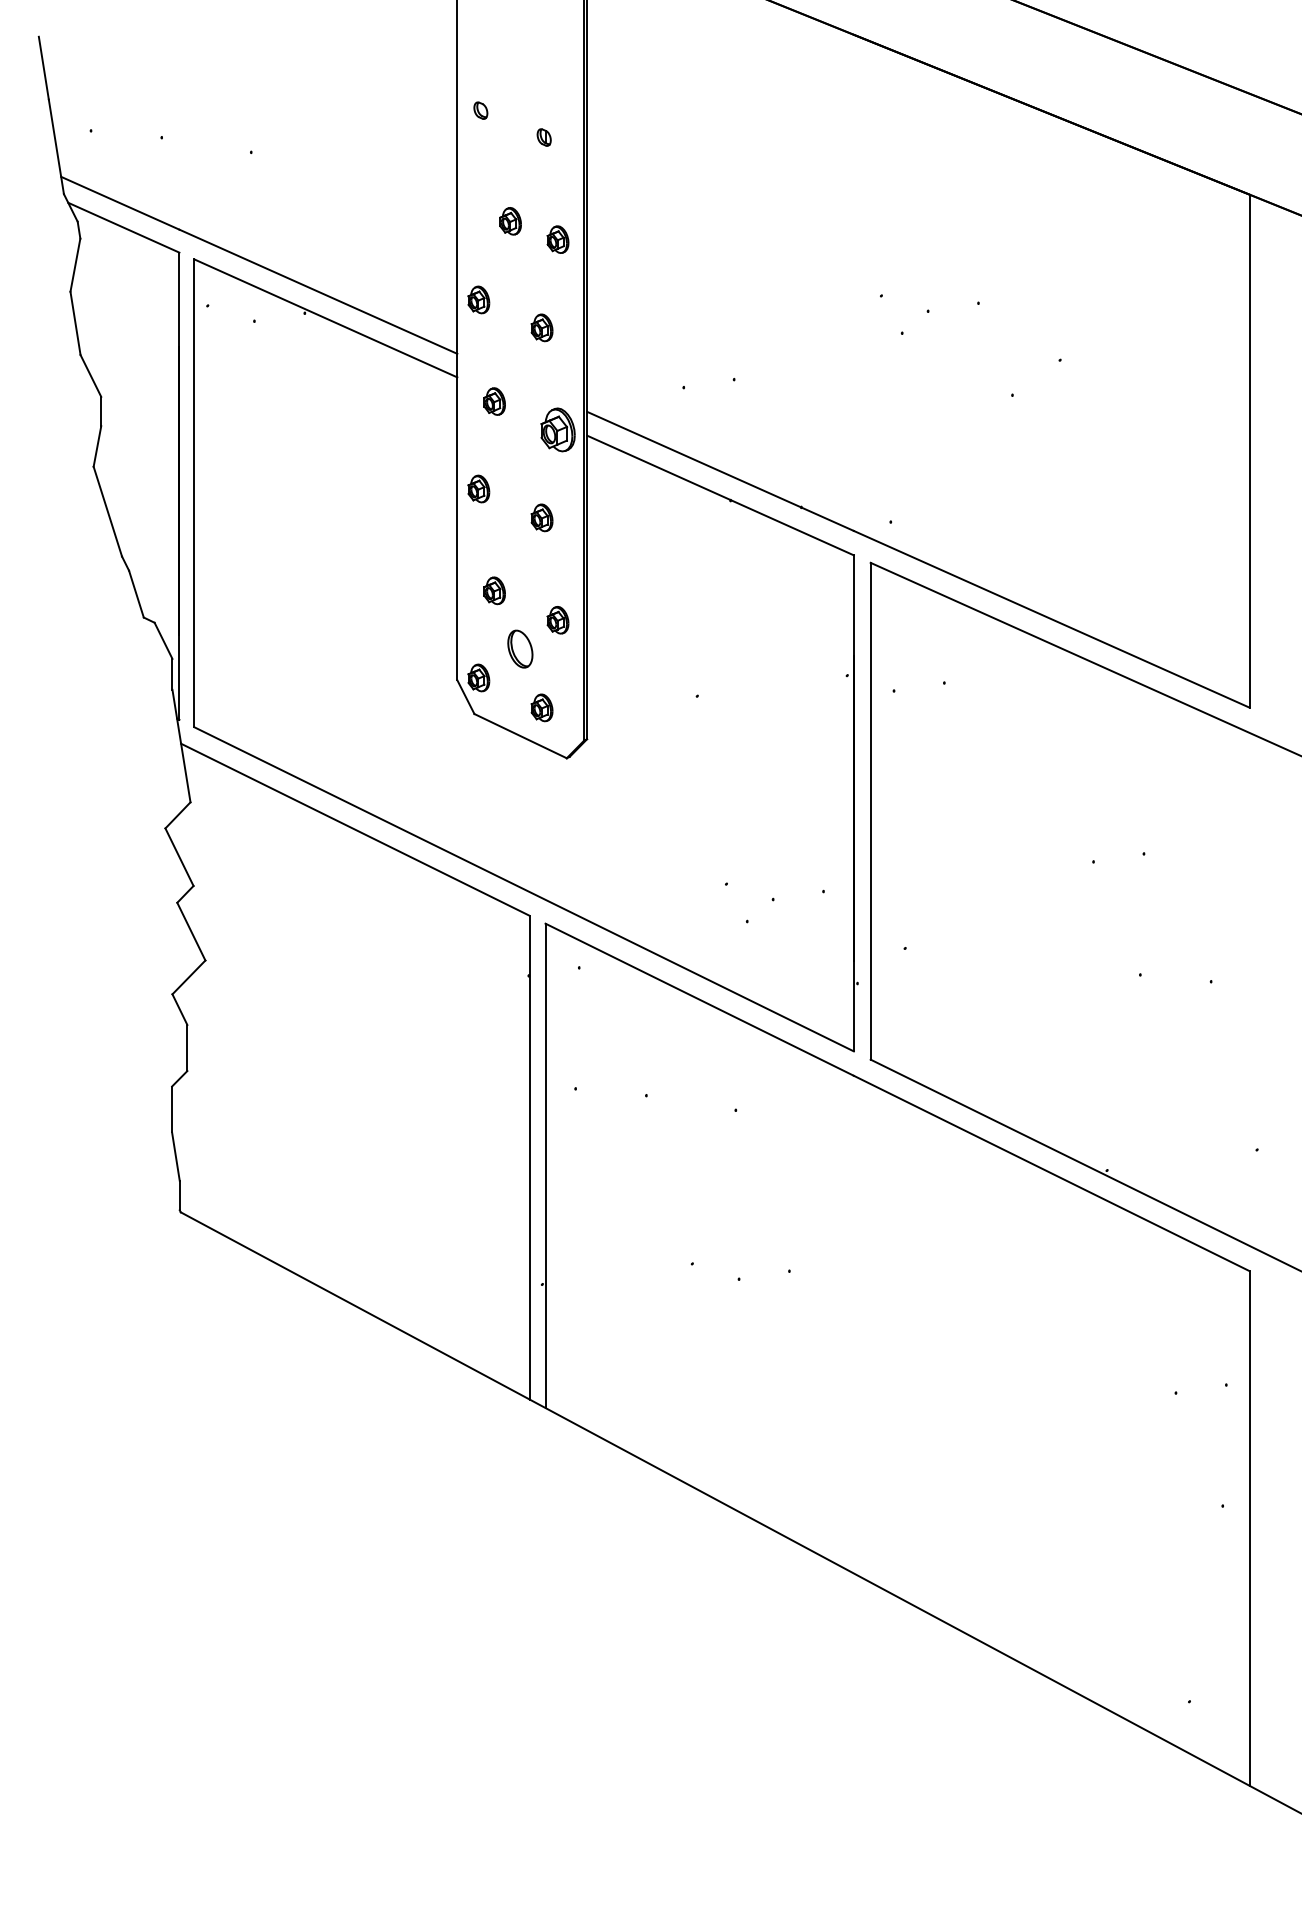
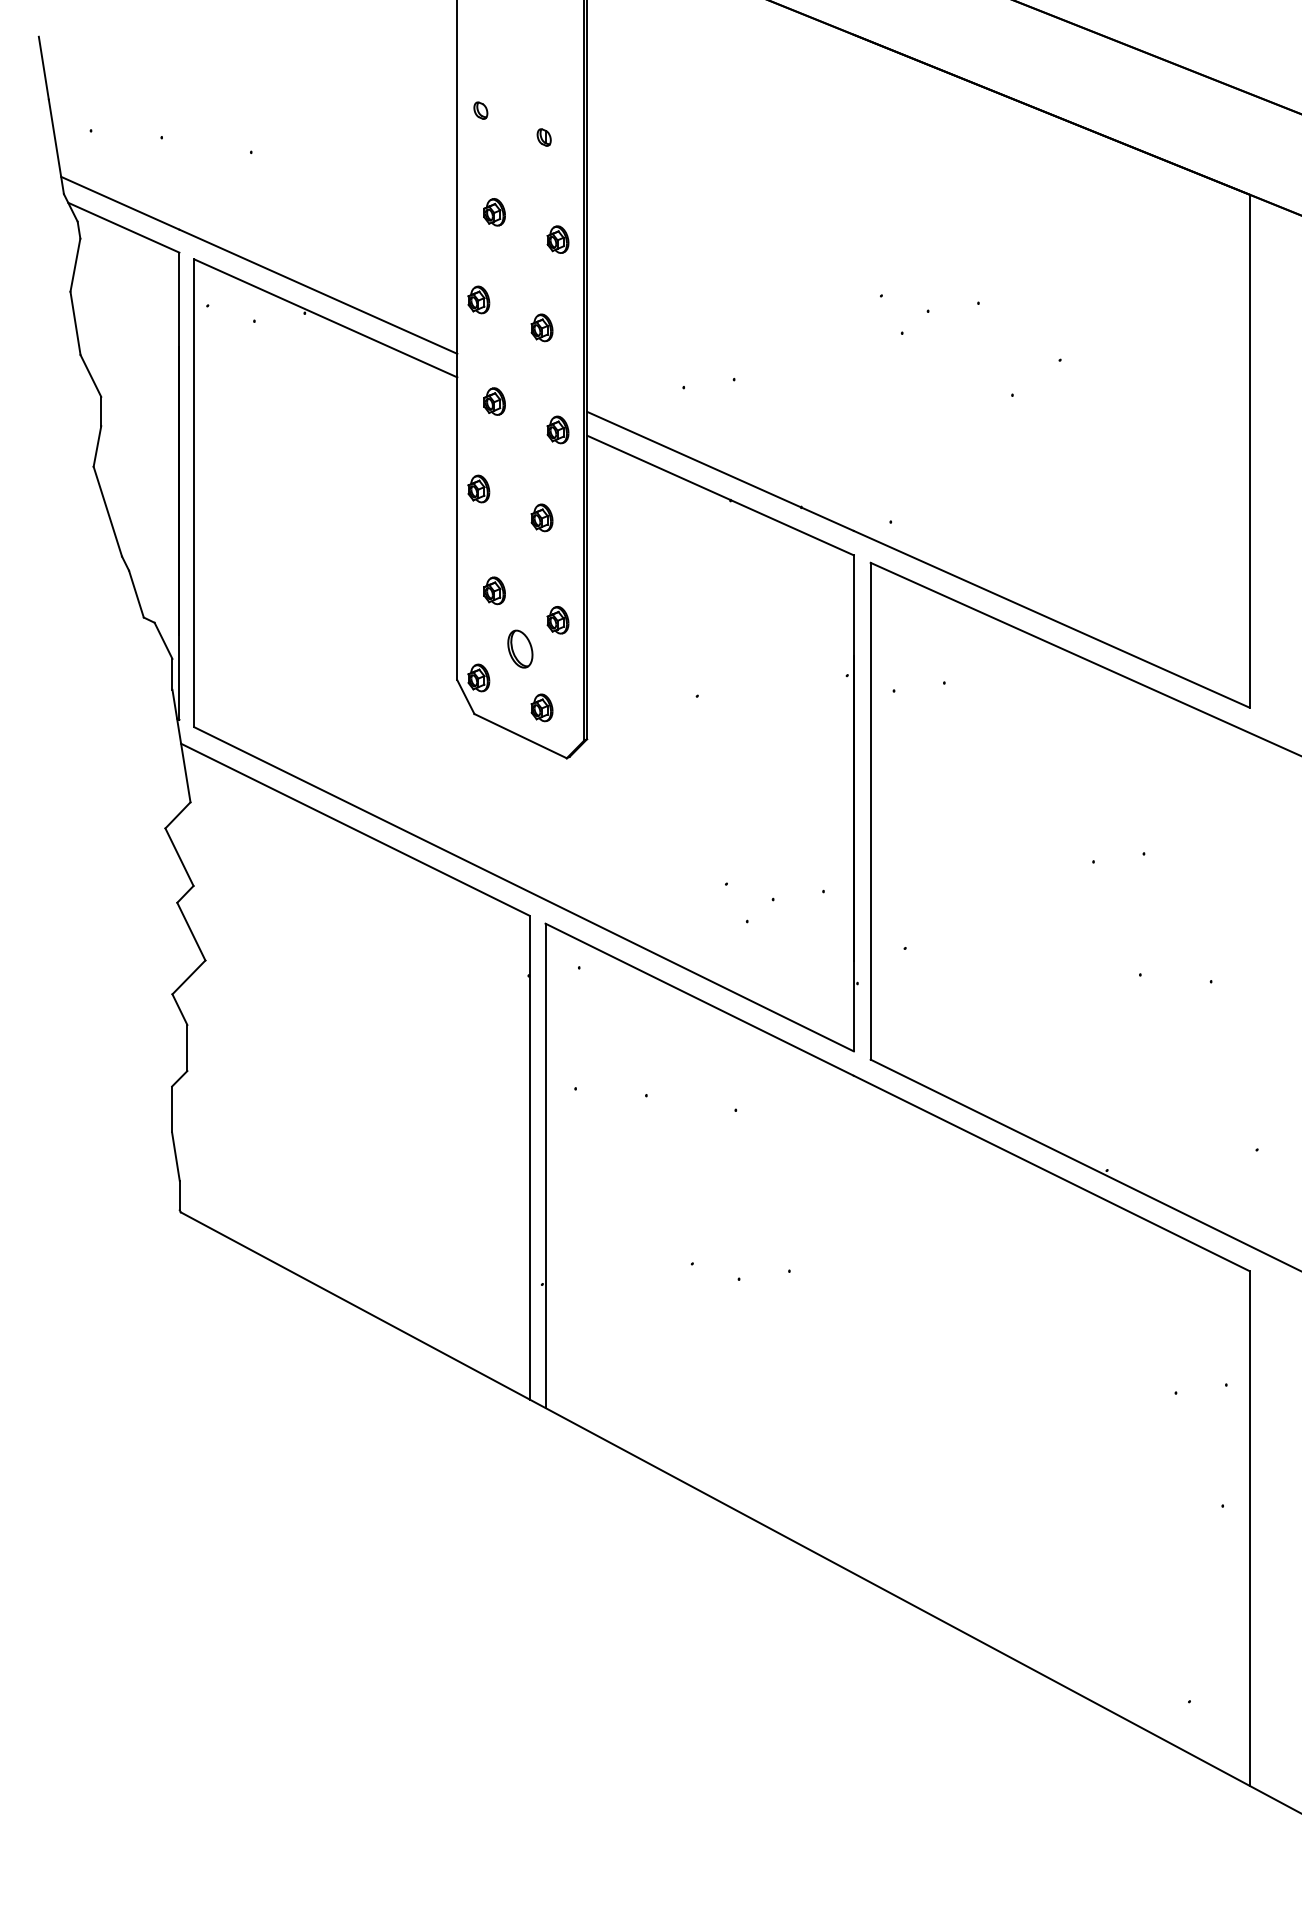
part position: (510, 221) -> (494, 212) (494, 212)
part size: 36x46 px -> 24x30 px (557, 429)
